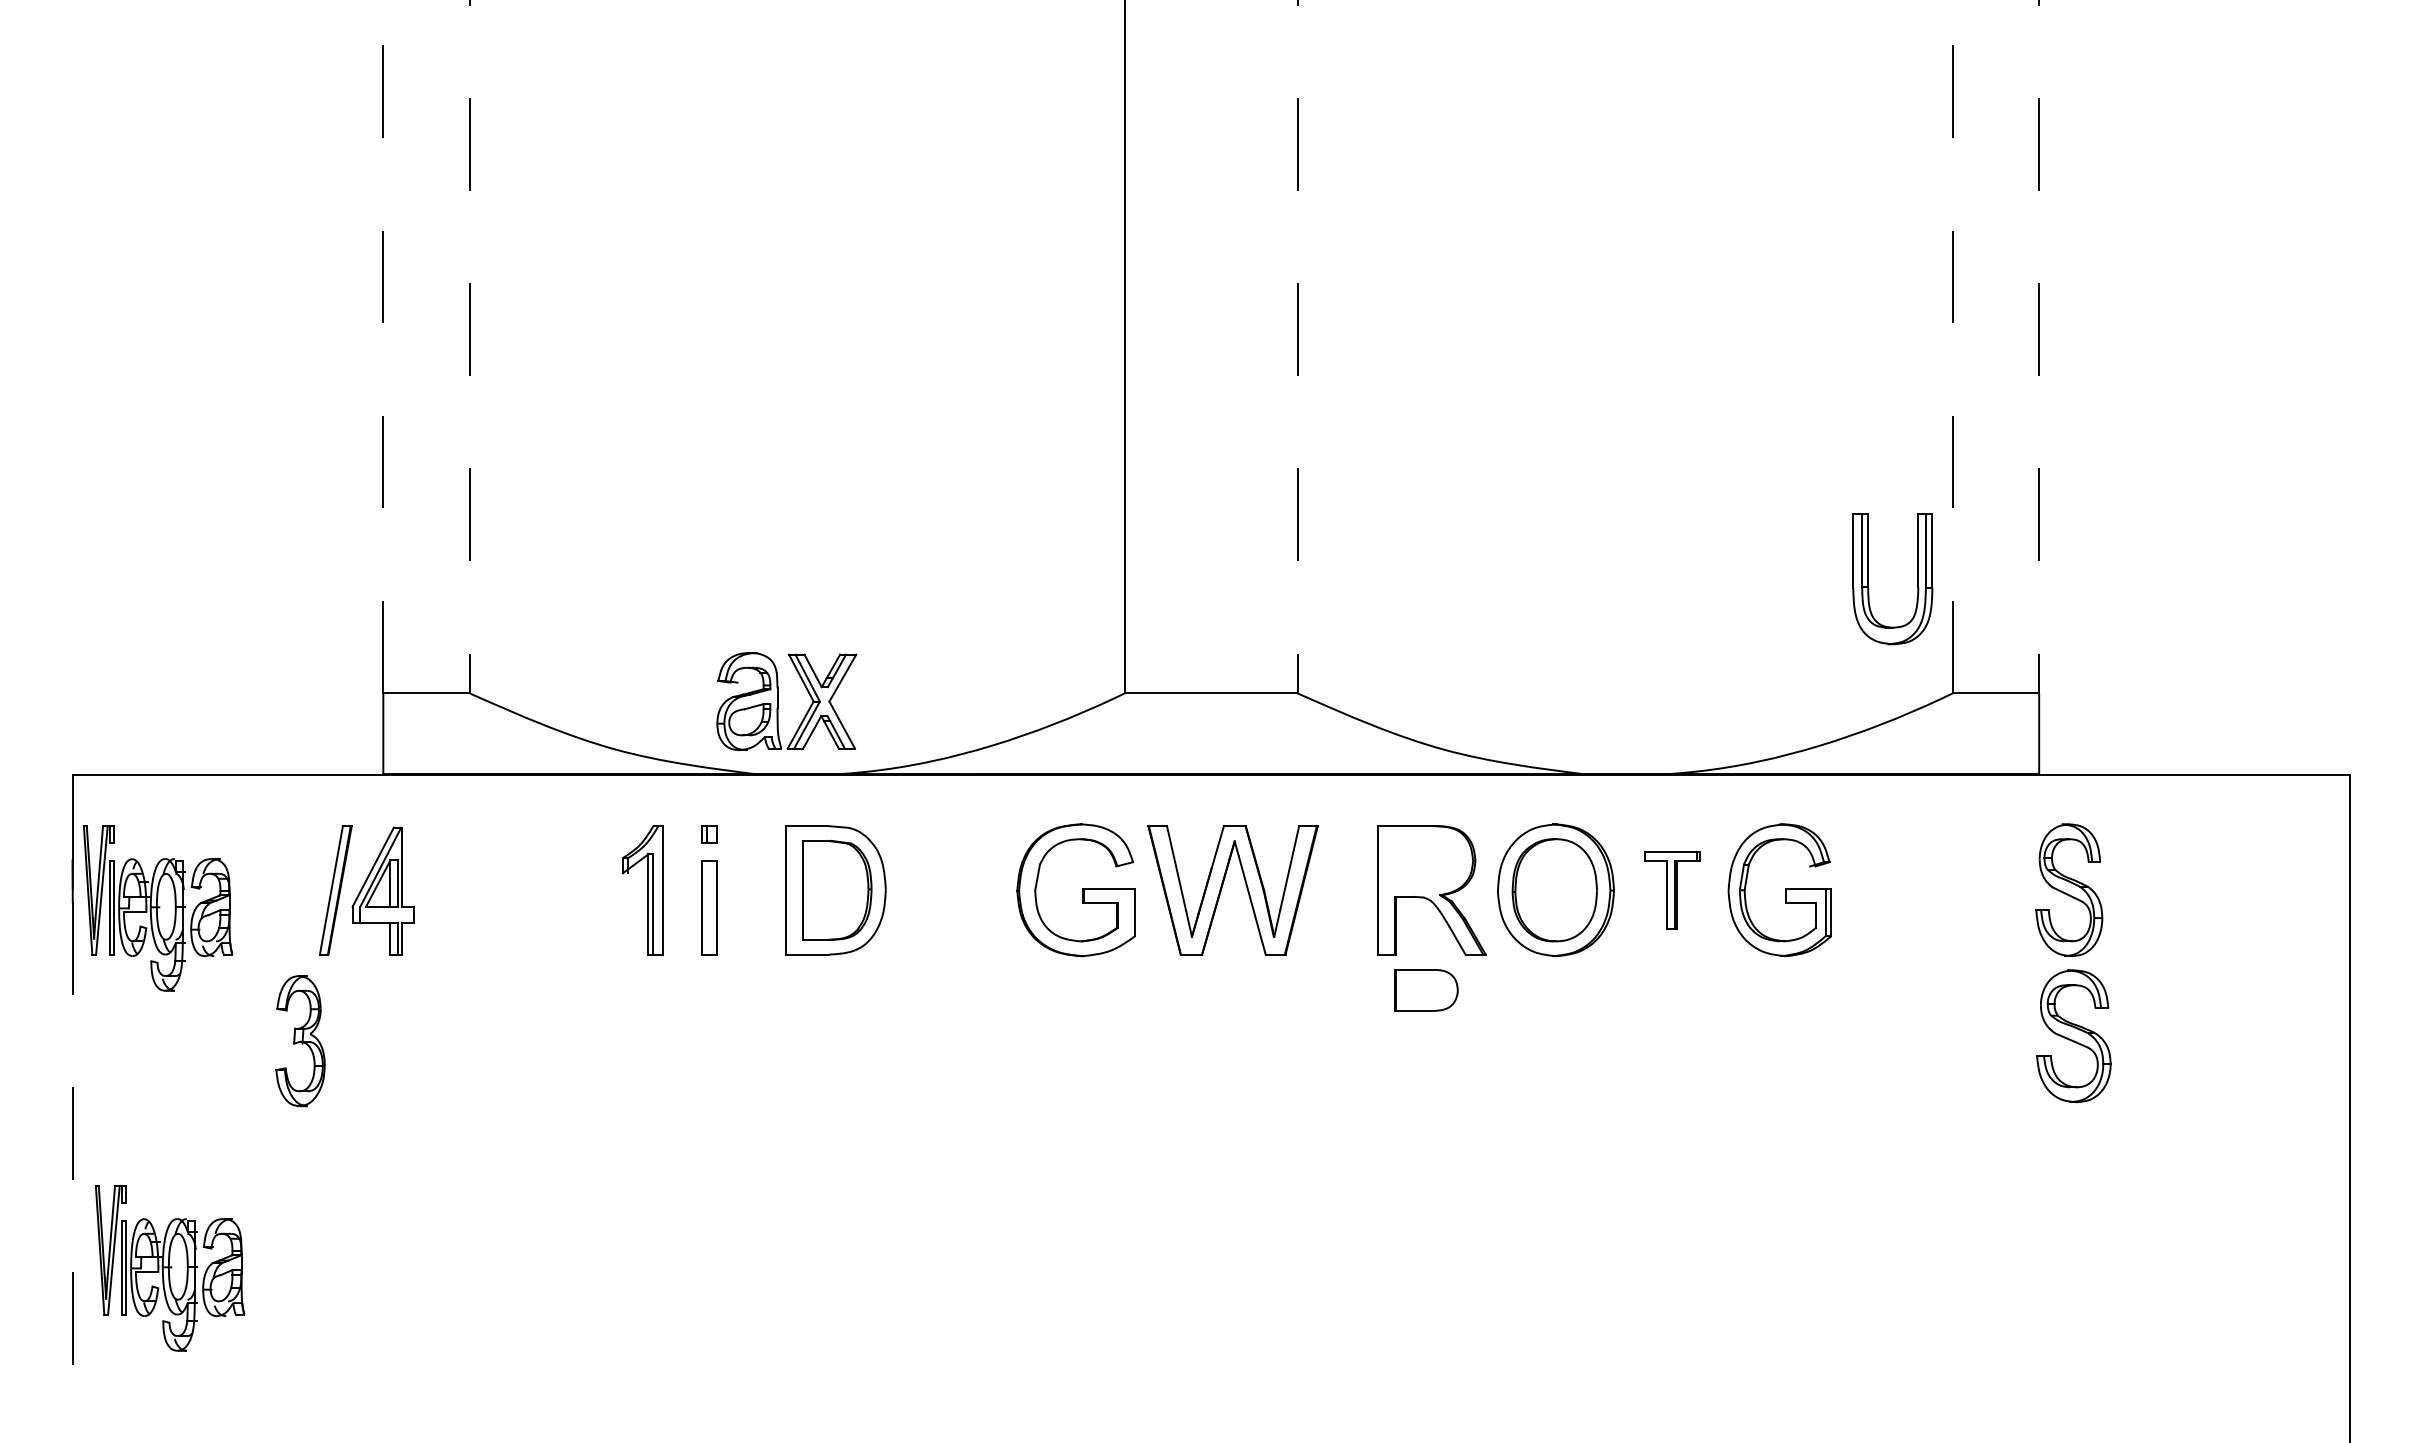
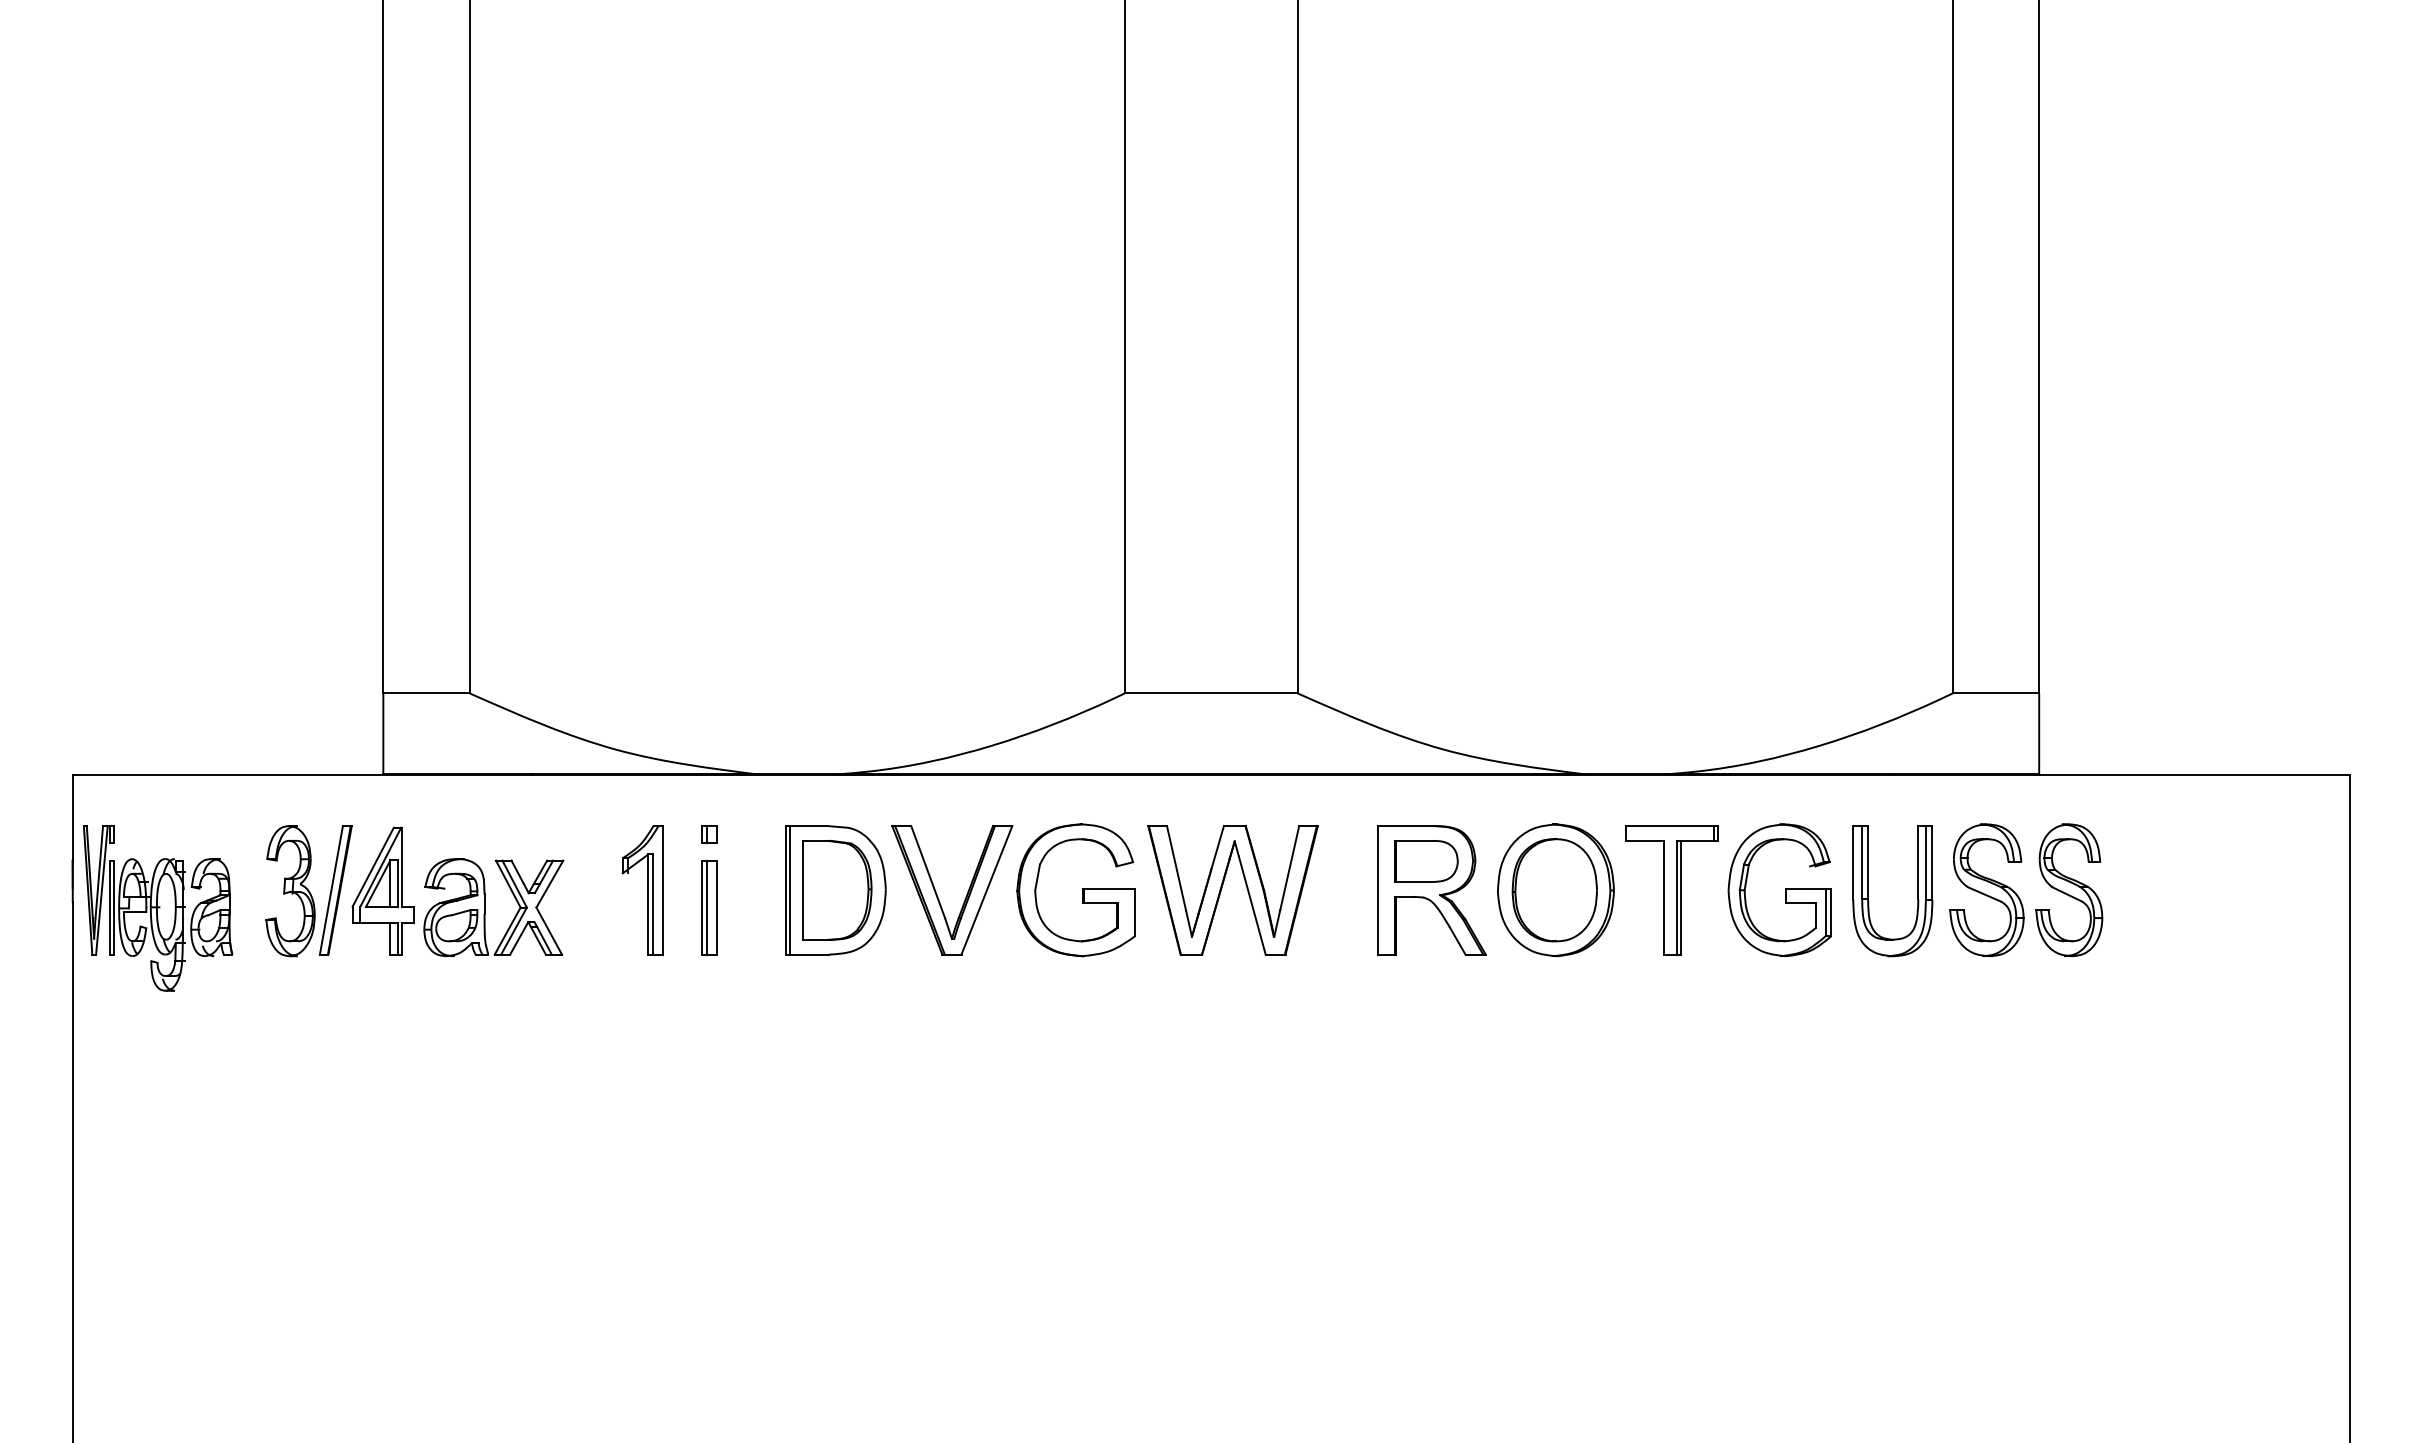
line: dashed -> solid (383, 346)
line: dashed -> solid (1952, 346)
line: dashed -> solid (469, 347)
line: dashed -> solid (1297, 347)
line: dashed -> solid (2039, 347)
part position: (1868, 579) -> (1868, 891) (1868, 891)
part position: (778, 701) -> (485, 907) (485, 907)
line: none -> present (790, 890)
part size: 57x79 px -> 94x131 px (1671, 890)
part: none -> present (965, 896)
line: none -> present (706, 907)
part position: (1426, 990) -> (1426, 861) (1426, 861)
part position: (2073, 1036) -> (1986, 890) (1986, 890)
part position: (300, 1041) -> (290, 891) (290, 891)
line: dashed -> solid (72, 1172)
part: present -> none (170, 1268)
